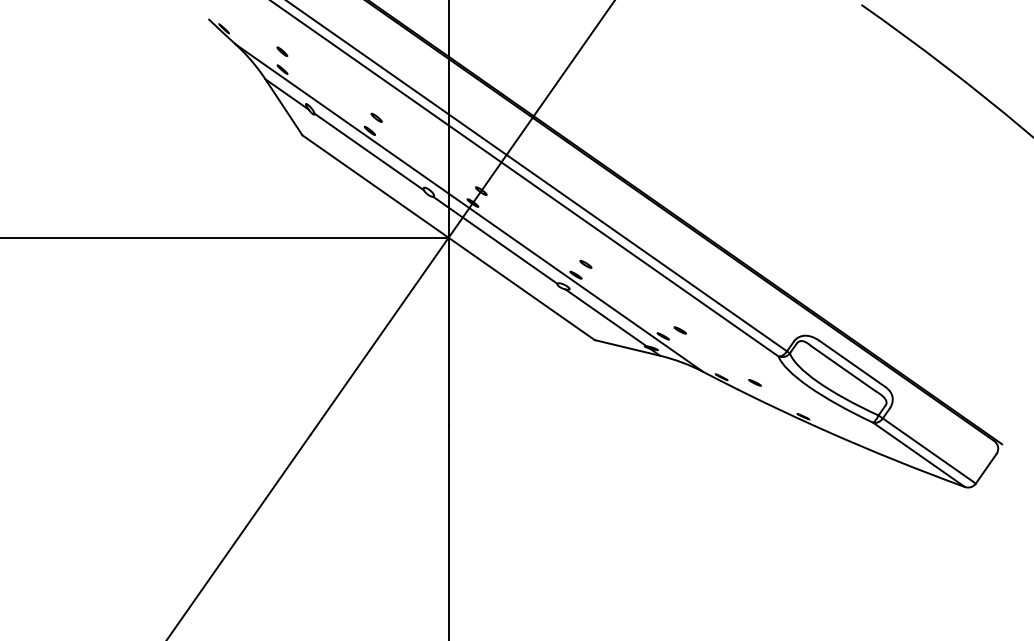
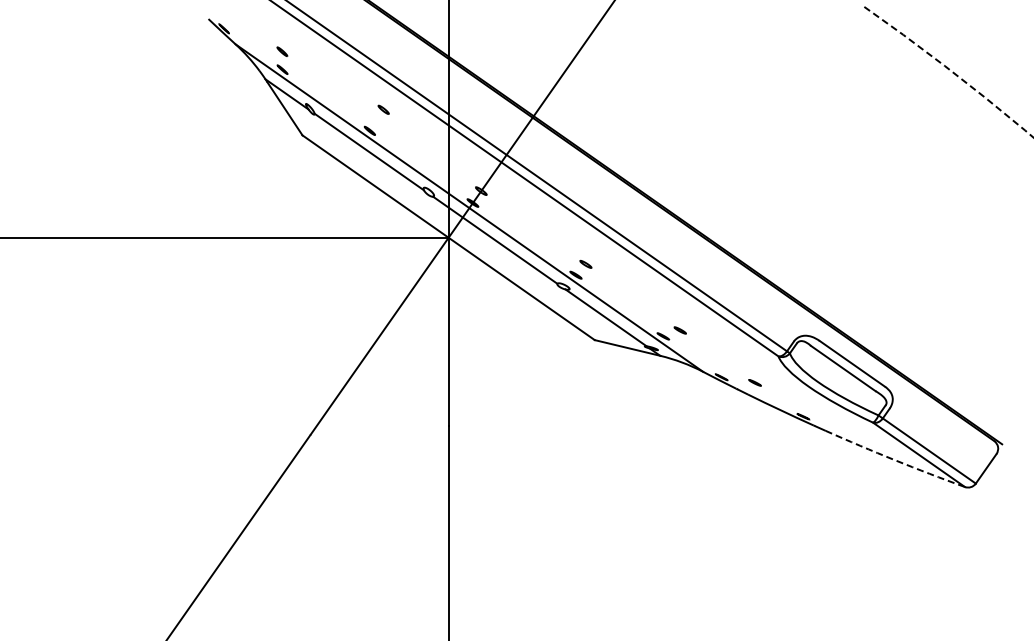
arc: solid -> dashed (948, 68)
part position: (376, 117) -> (383, 109) (383, 109)
arc: solid -> dashed (894, 460)
